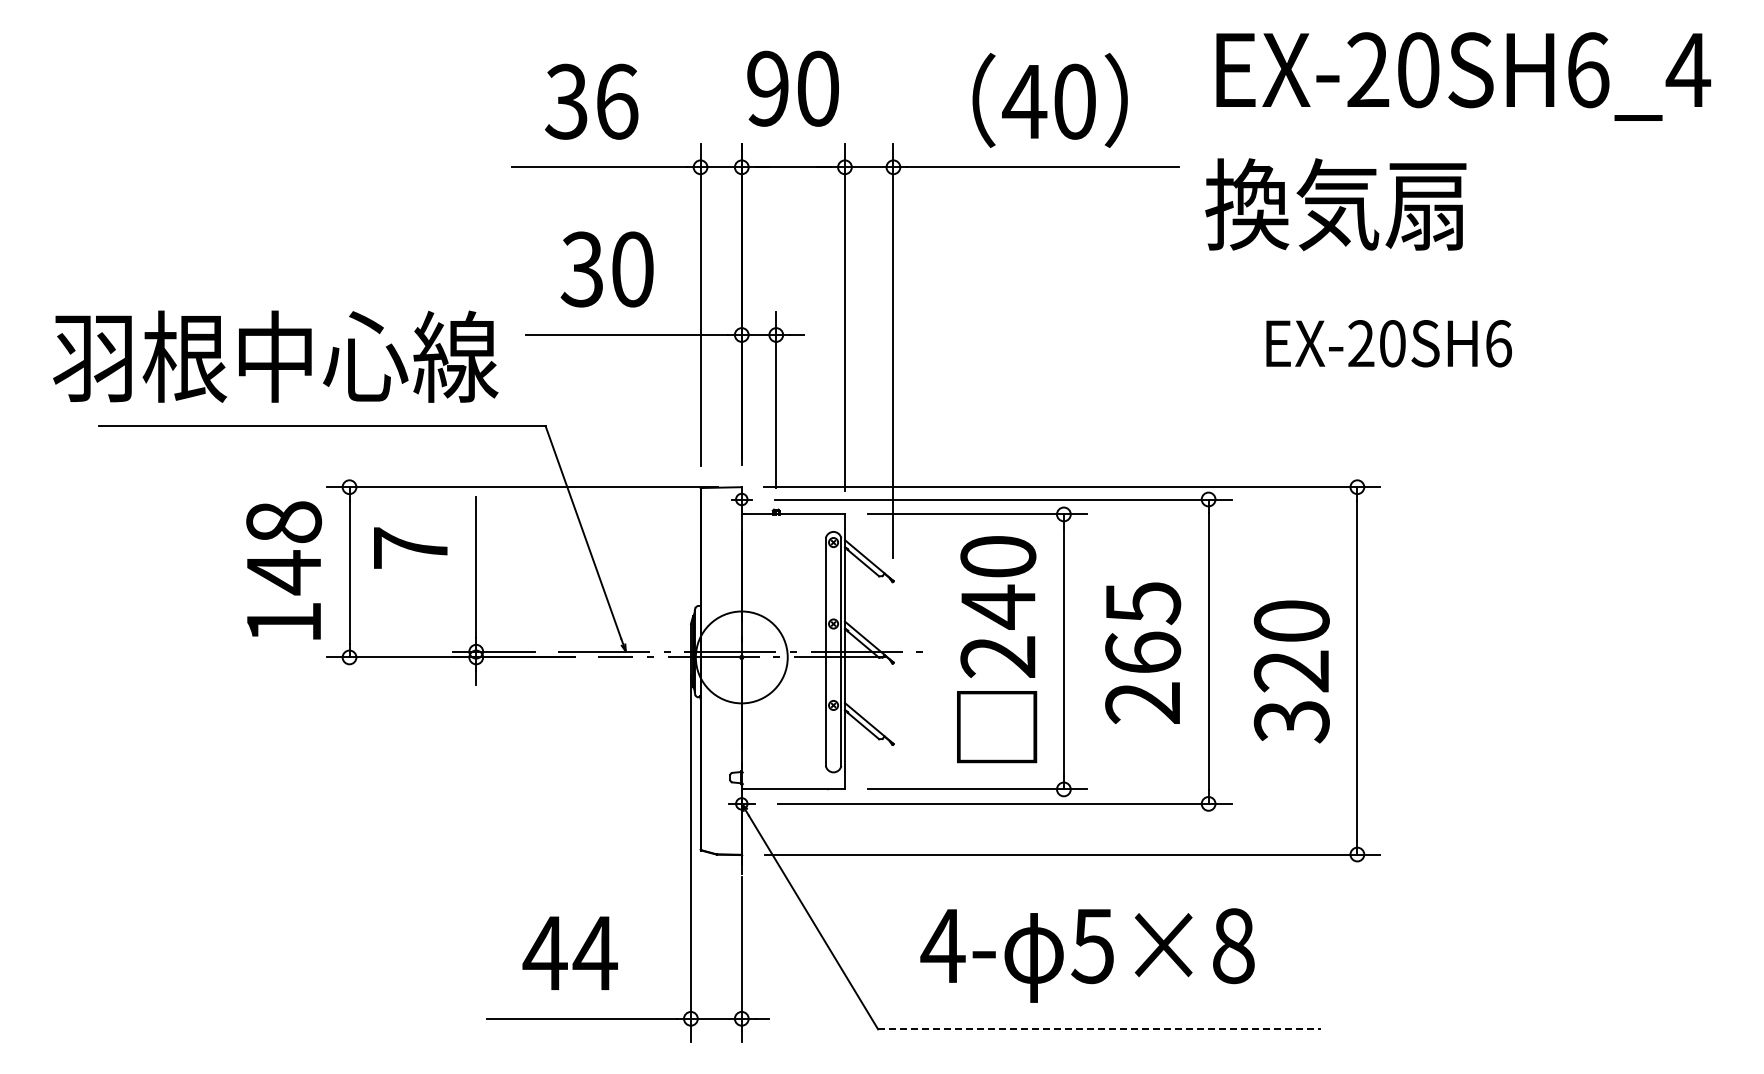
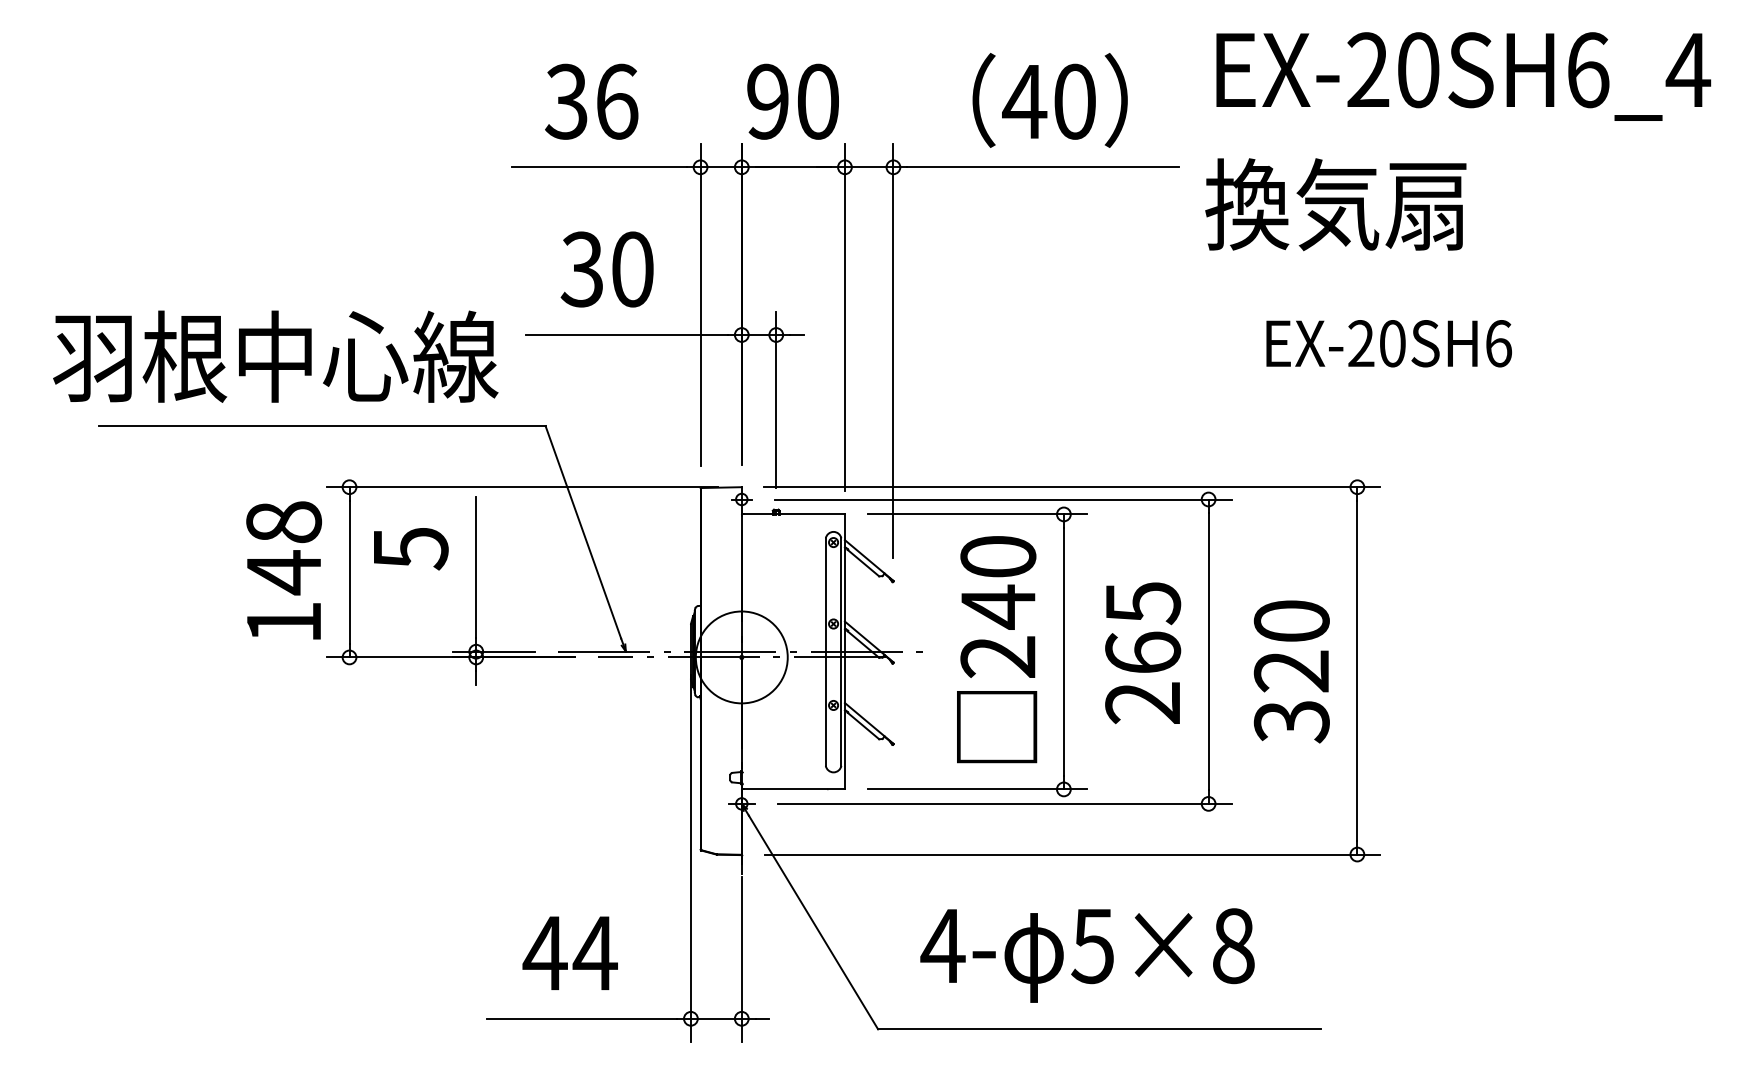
text position: (792, 88) -> (792, 101) (792, 101)
text: 7 -> 5 (411, 548)
line: dashed -> solid (1099, 1029)
